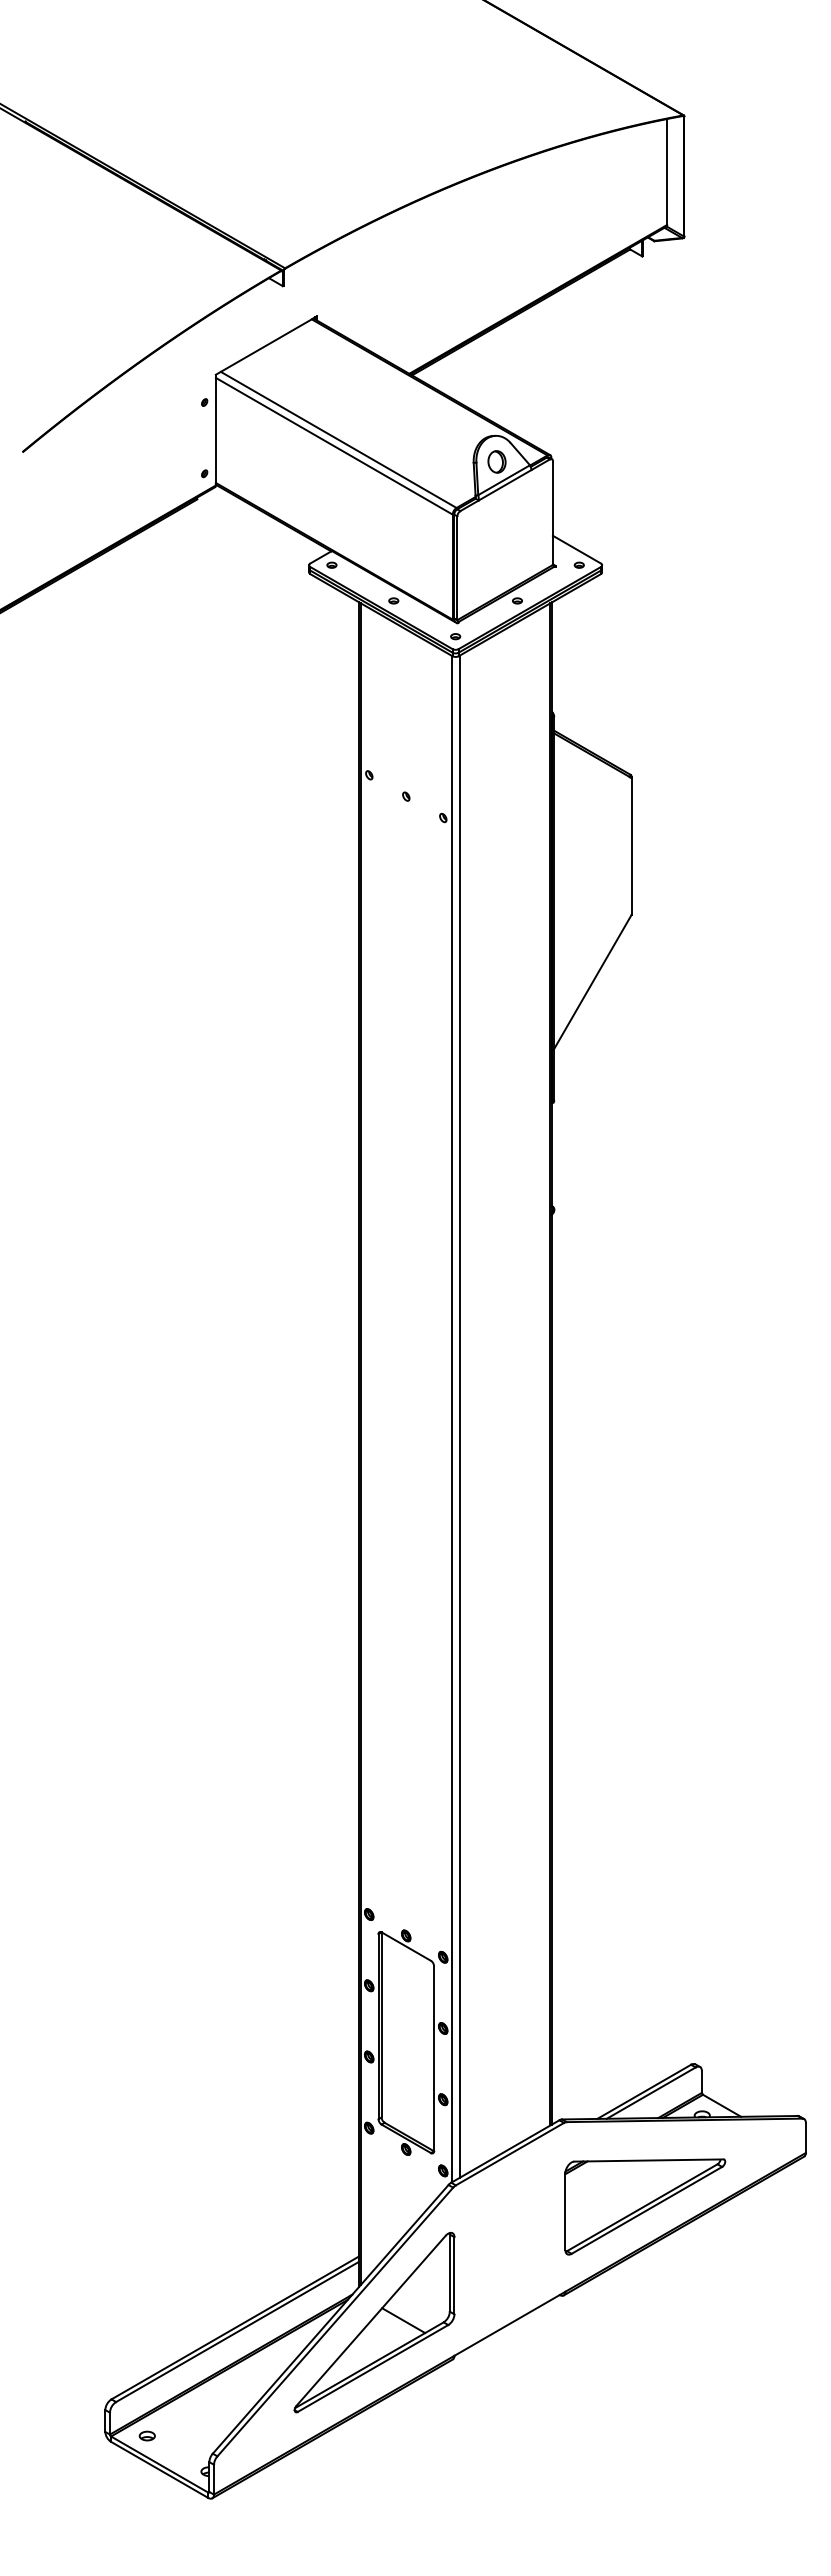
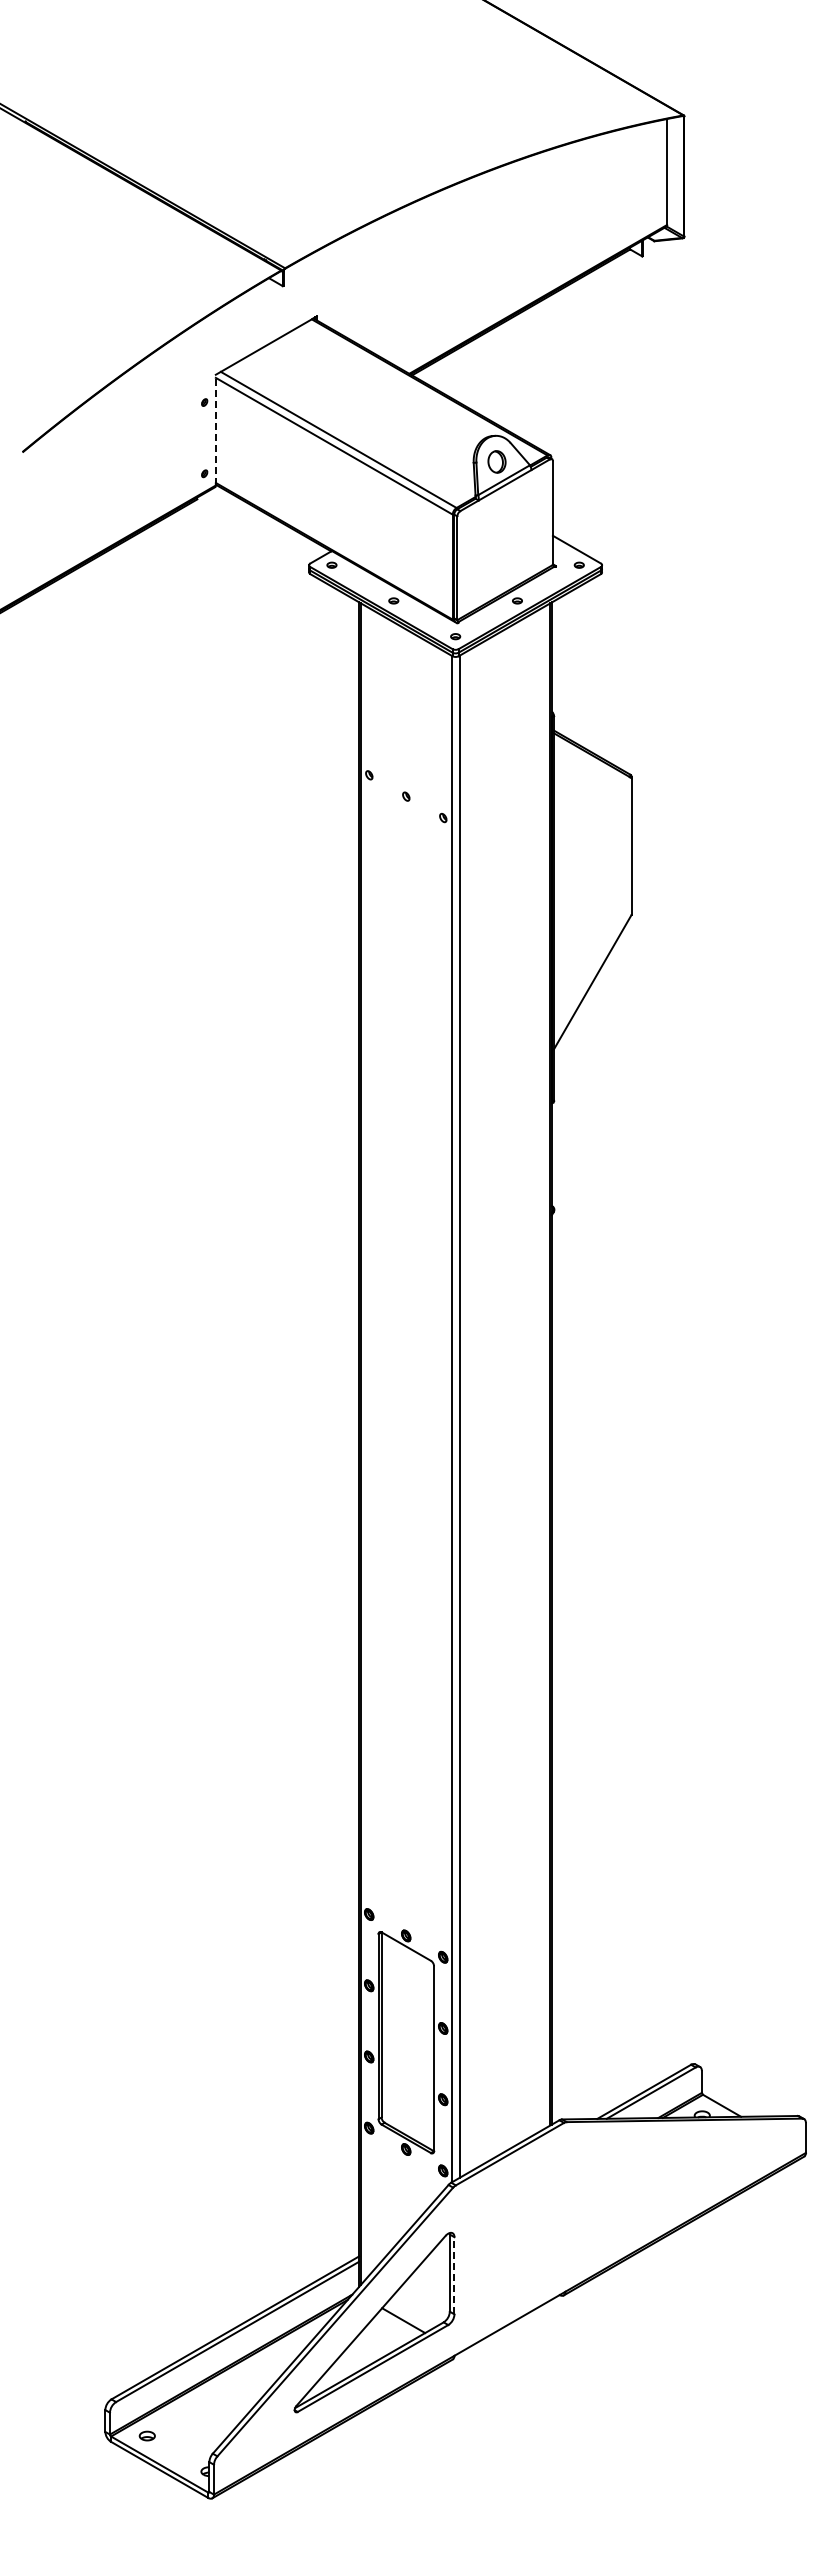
line: solid -> dashed (215, 429)
part: present -> none (645, 2206)
line: solid -> dashed (454, 2275)
